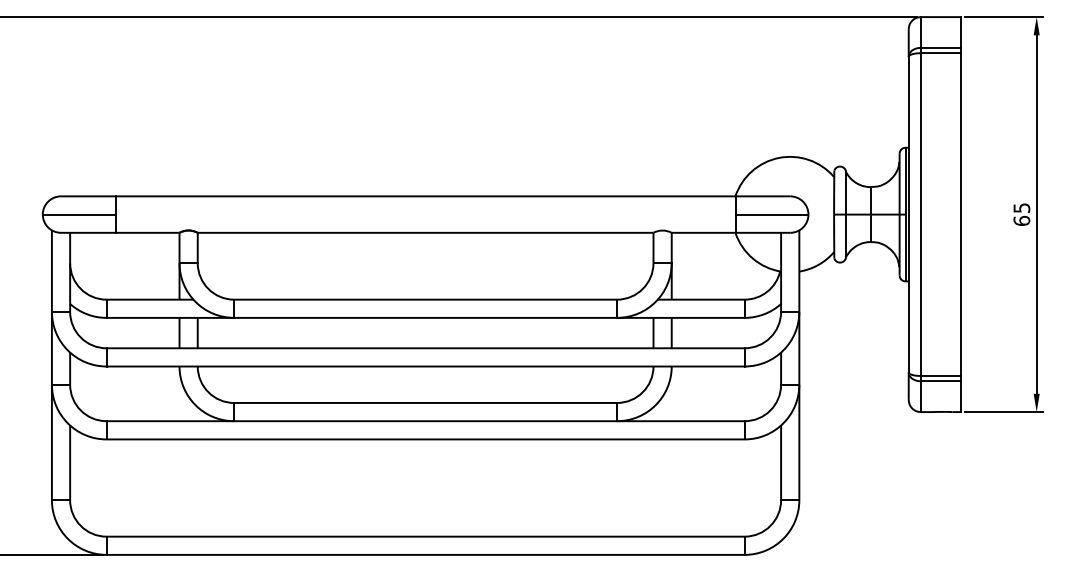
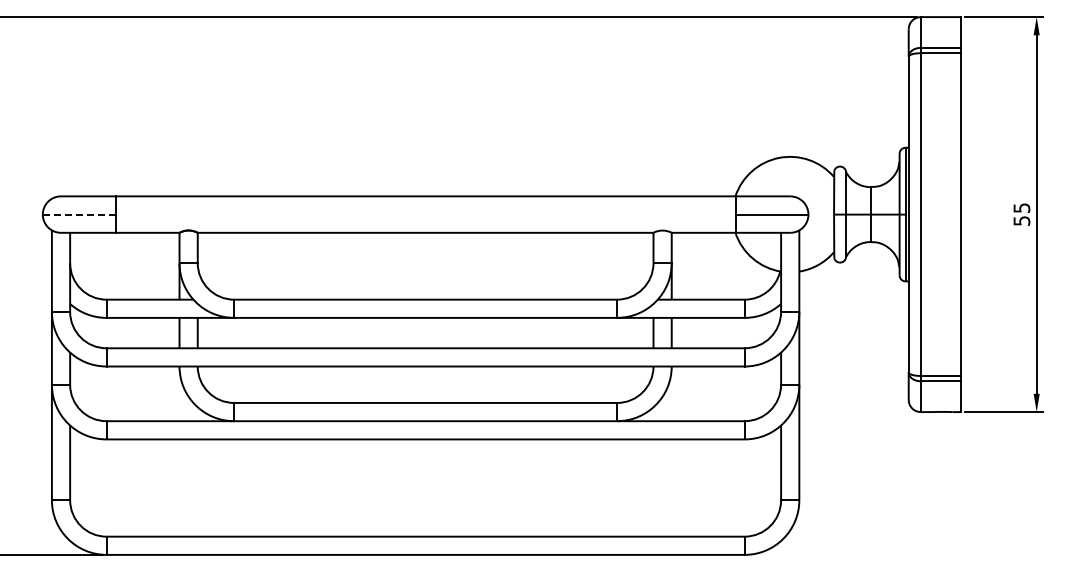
line: solid -> dashed (78, 214)
text: 65 -> 55 (1021, 220)
